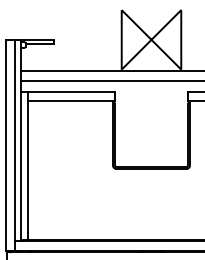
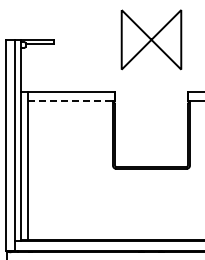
line: present -> none (110, 71)
line: present -> none (110, 80)
line: solid -> dashed (71, 101)
